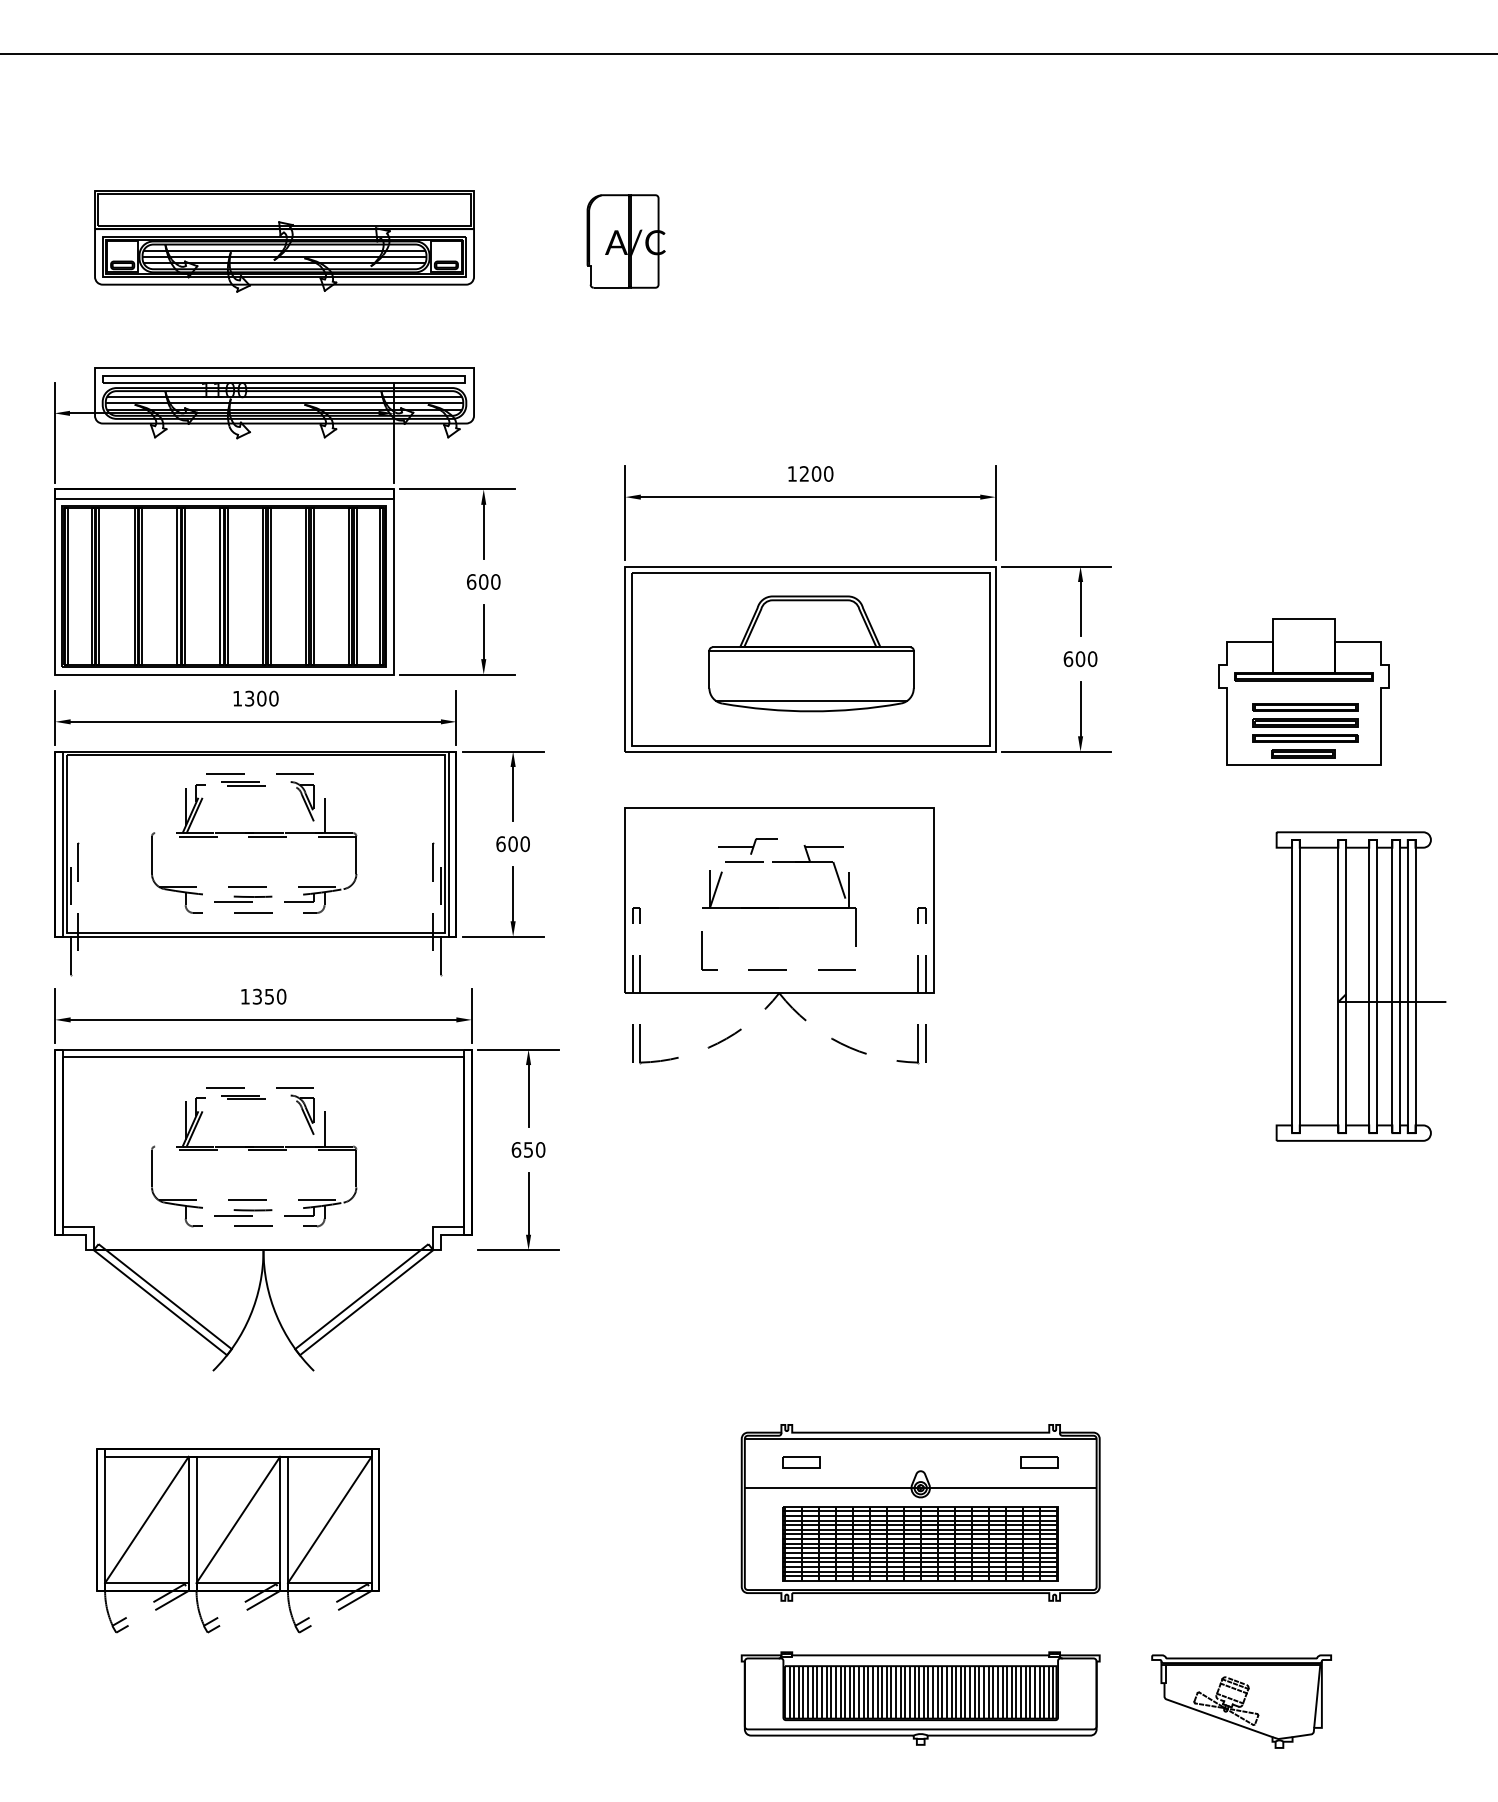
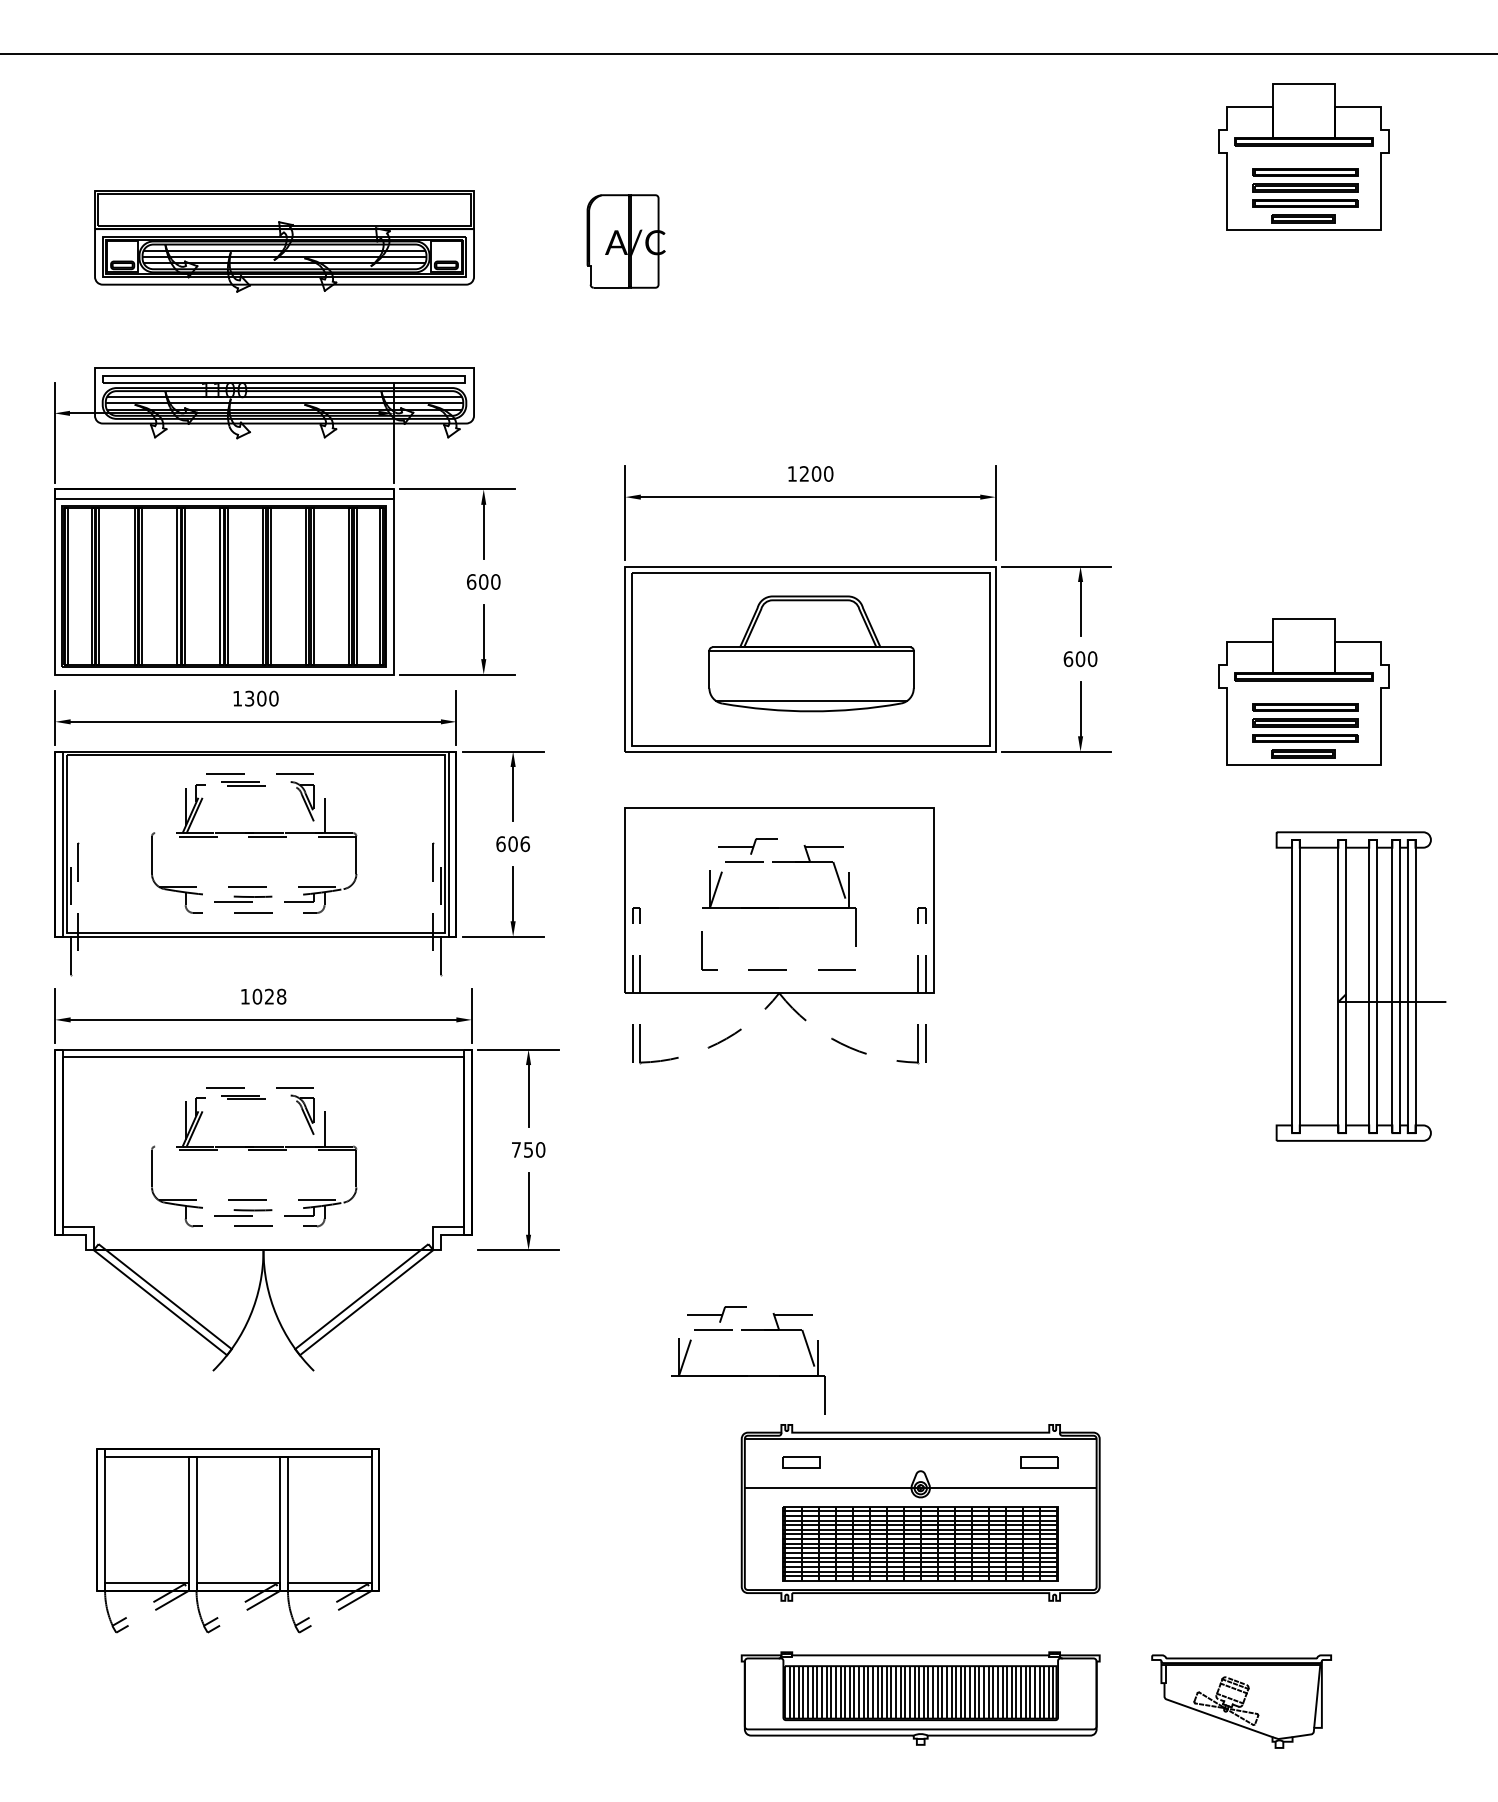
part: none -> present (1303, 156)
text: 600 -> 606 (525, 843)
text: 1350 -> 1028 (269, 996)
text: 650 -> 750 (516, 1149)
part: none -> present (748, 1375)
line: present -> none (146, 1519)
line: present -> none (238, 1519)
line: present -> none (329, 1519)
